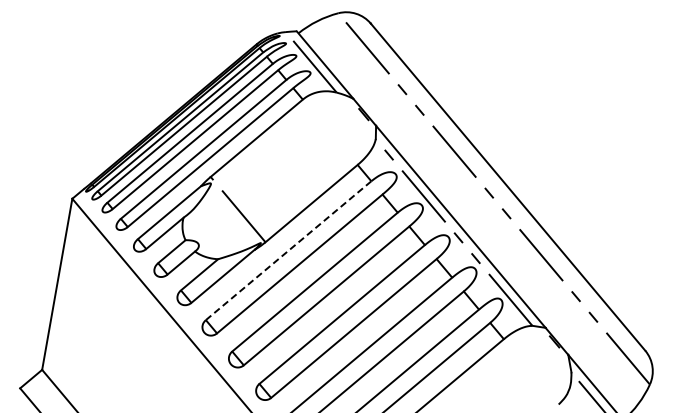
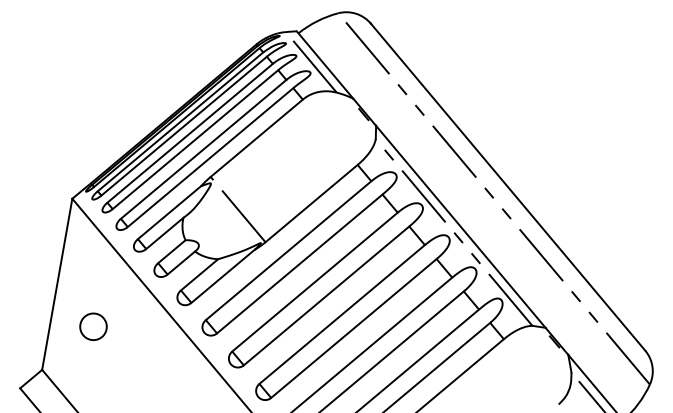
line: dashed -> solid (289, 250)
part: none -> present (93, 326)
